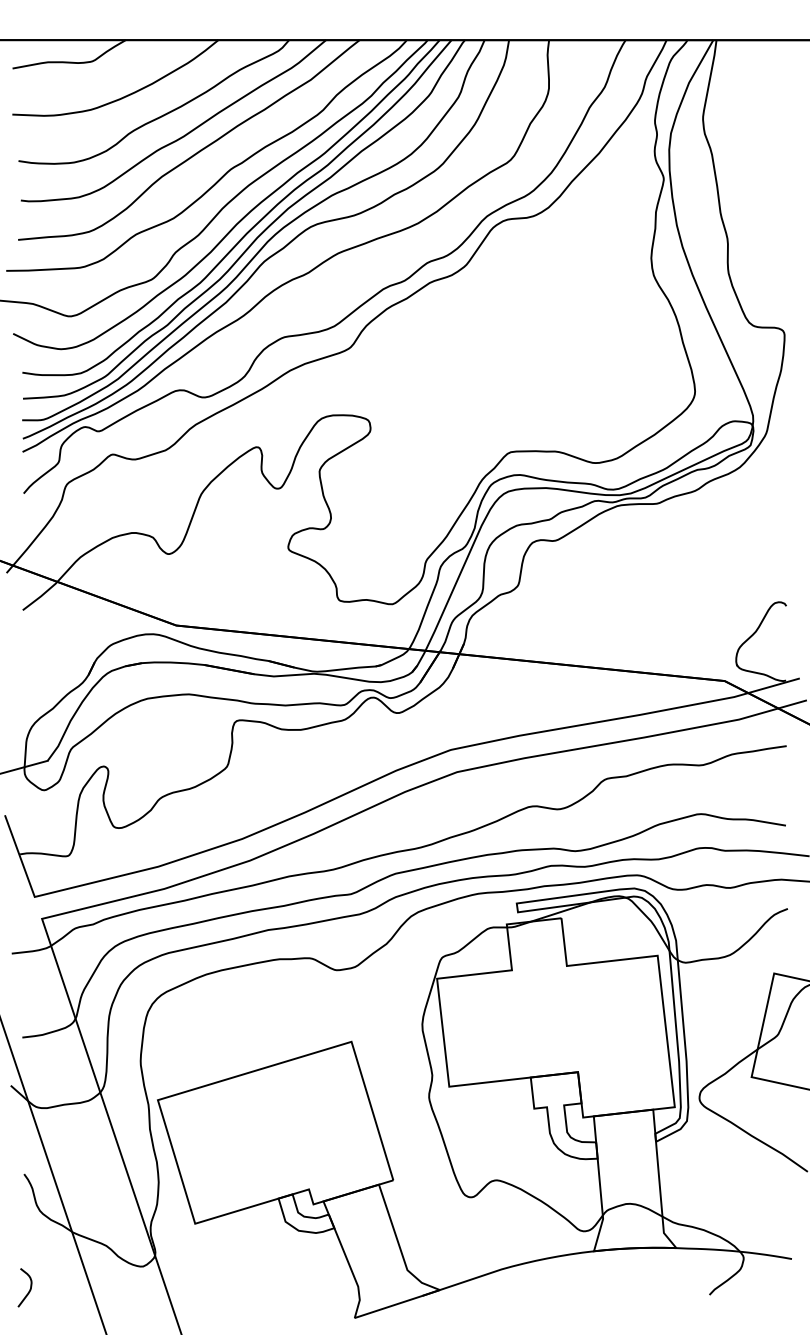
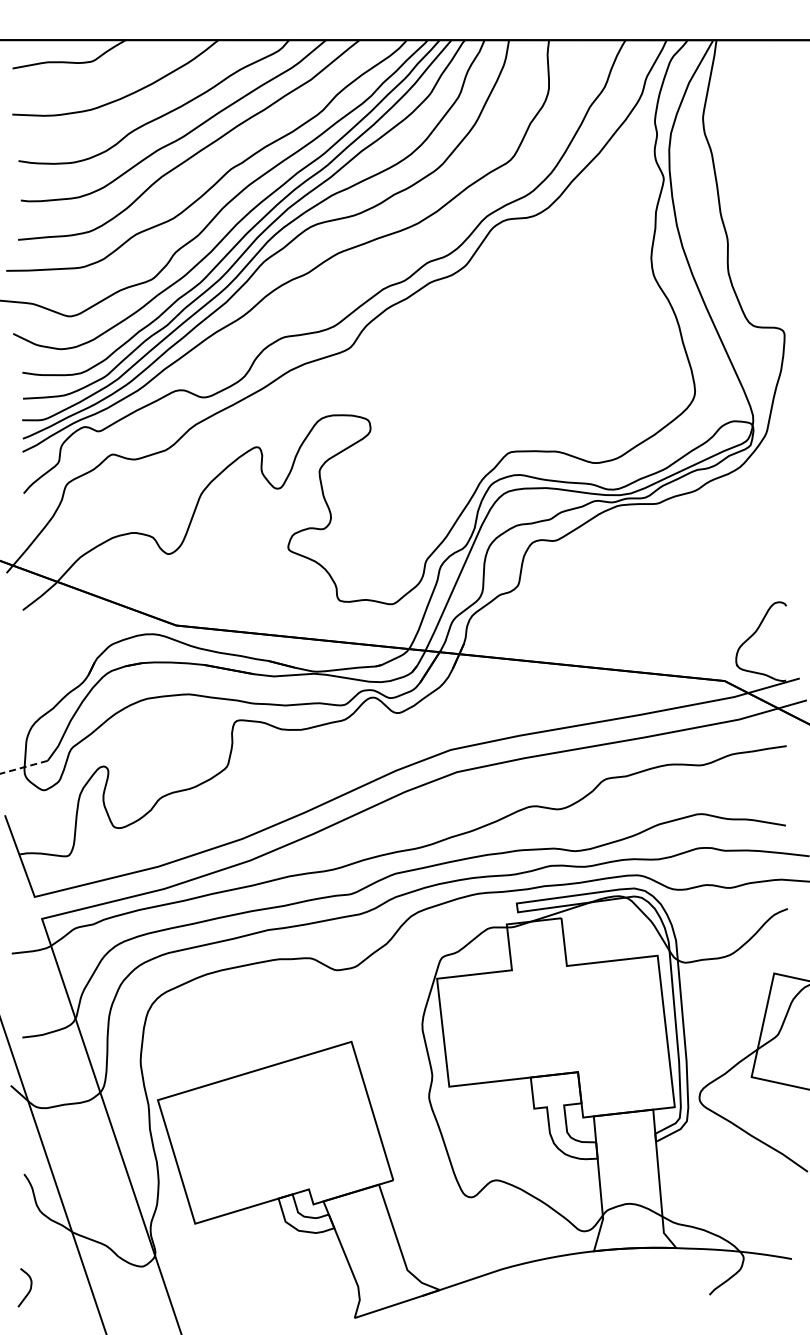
line: solid -> dashed (23, 767)
